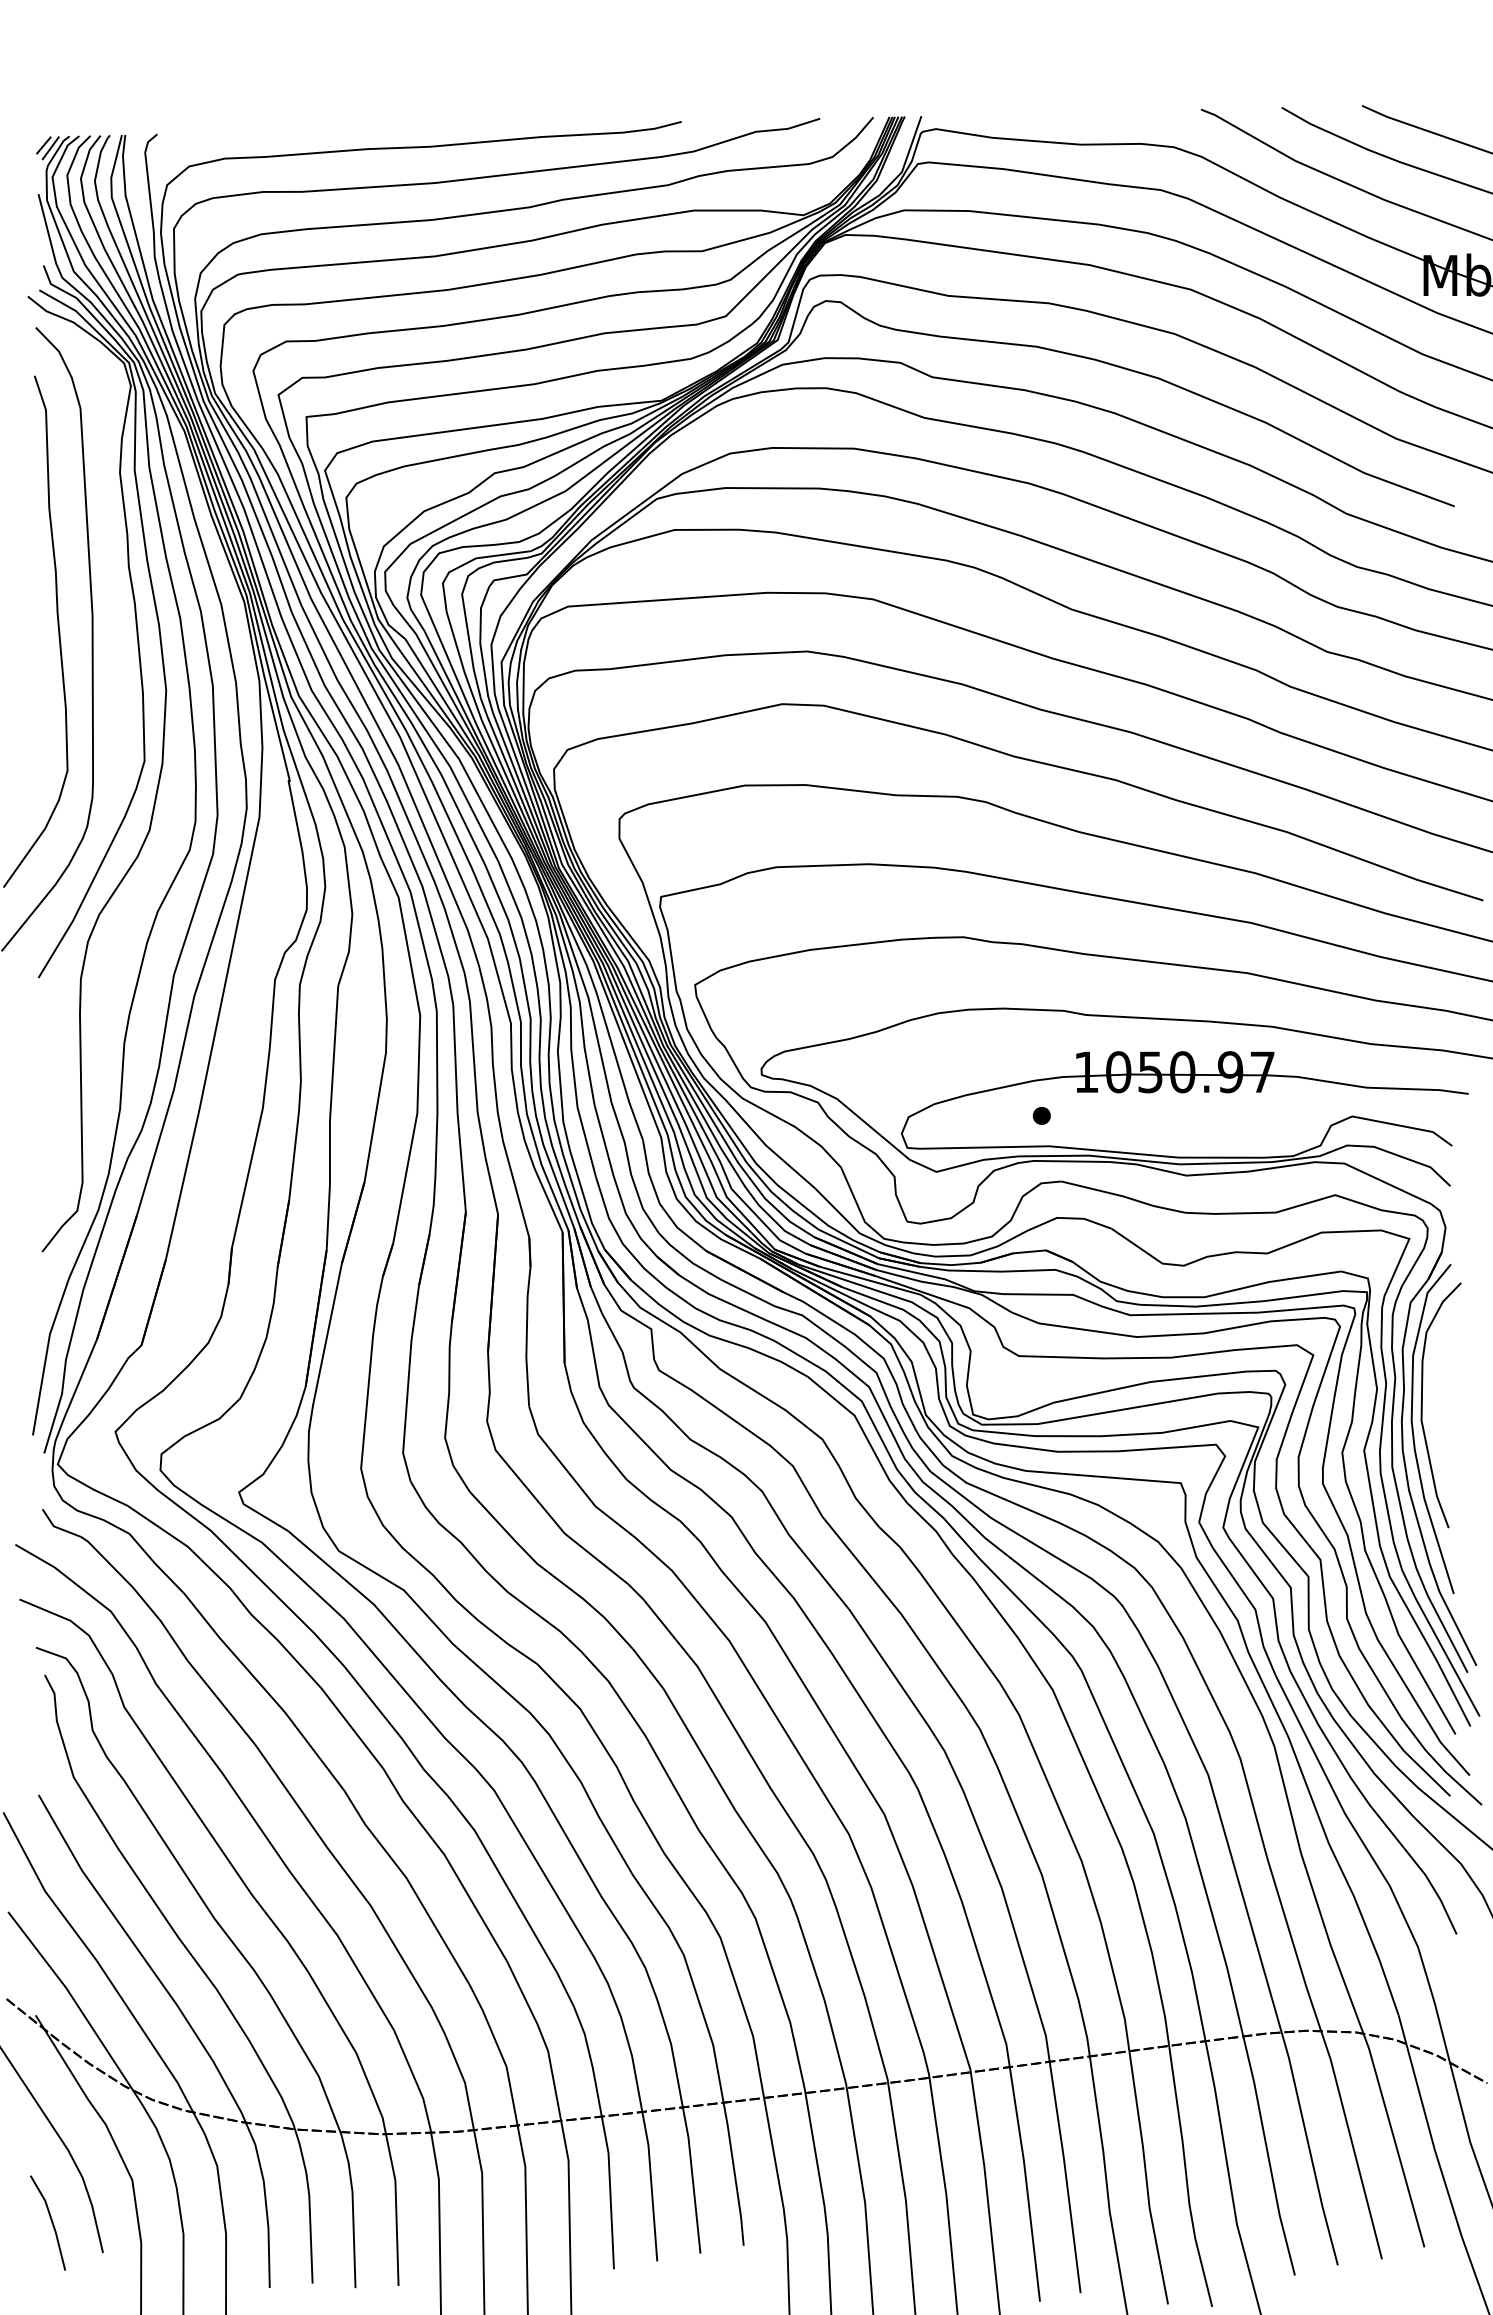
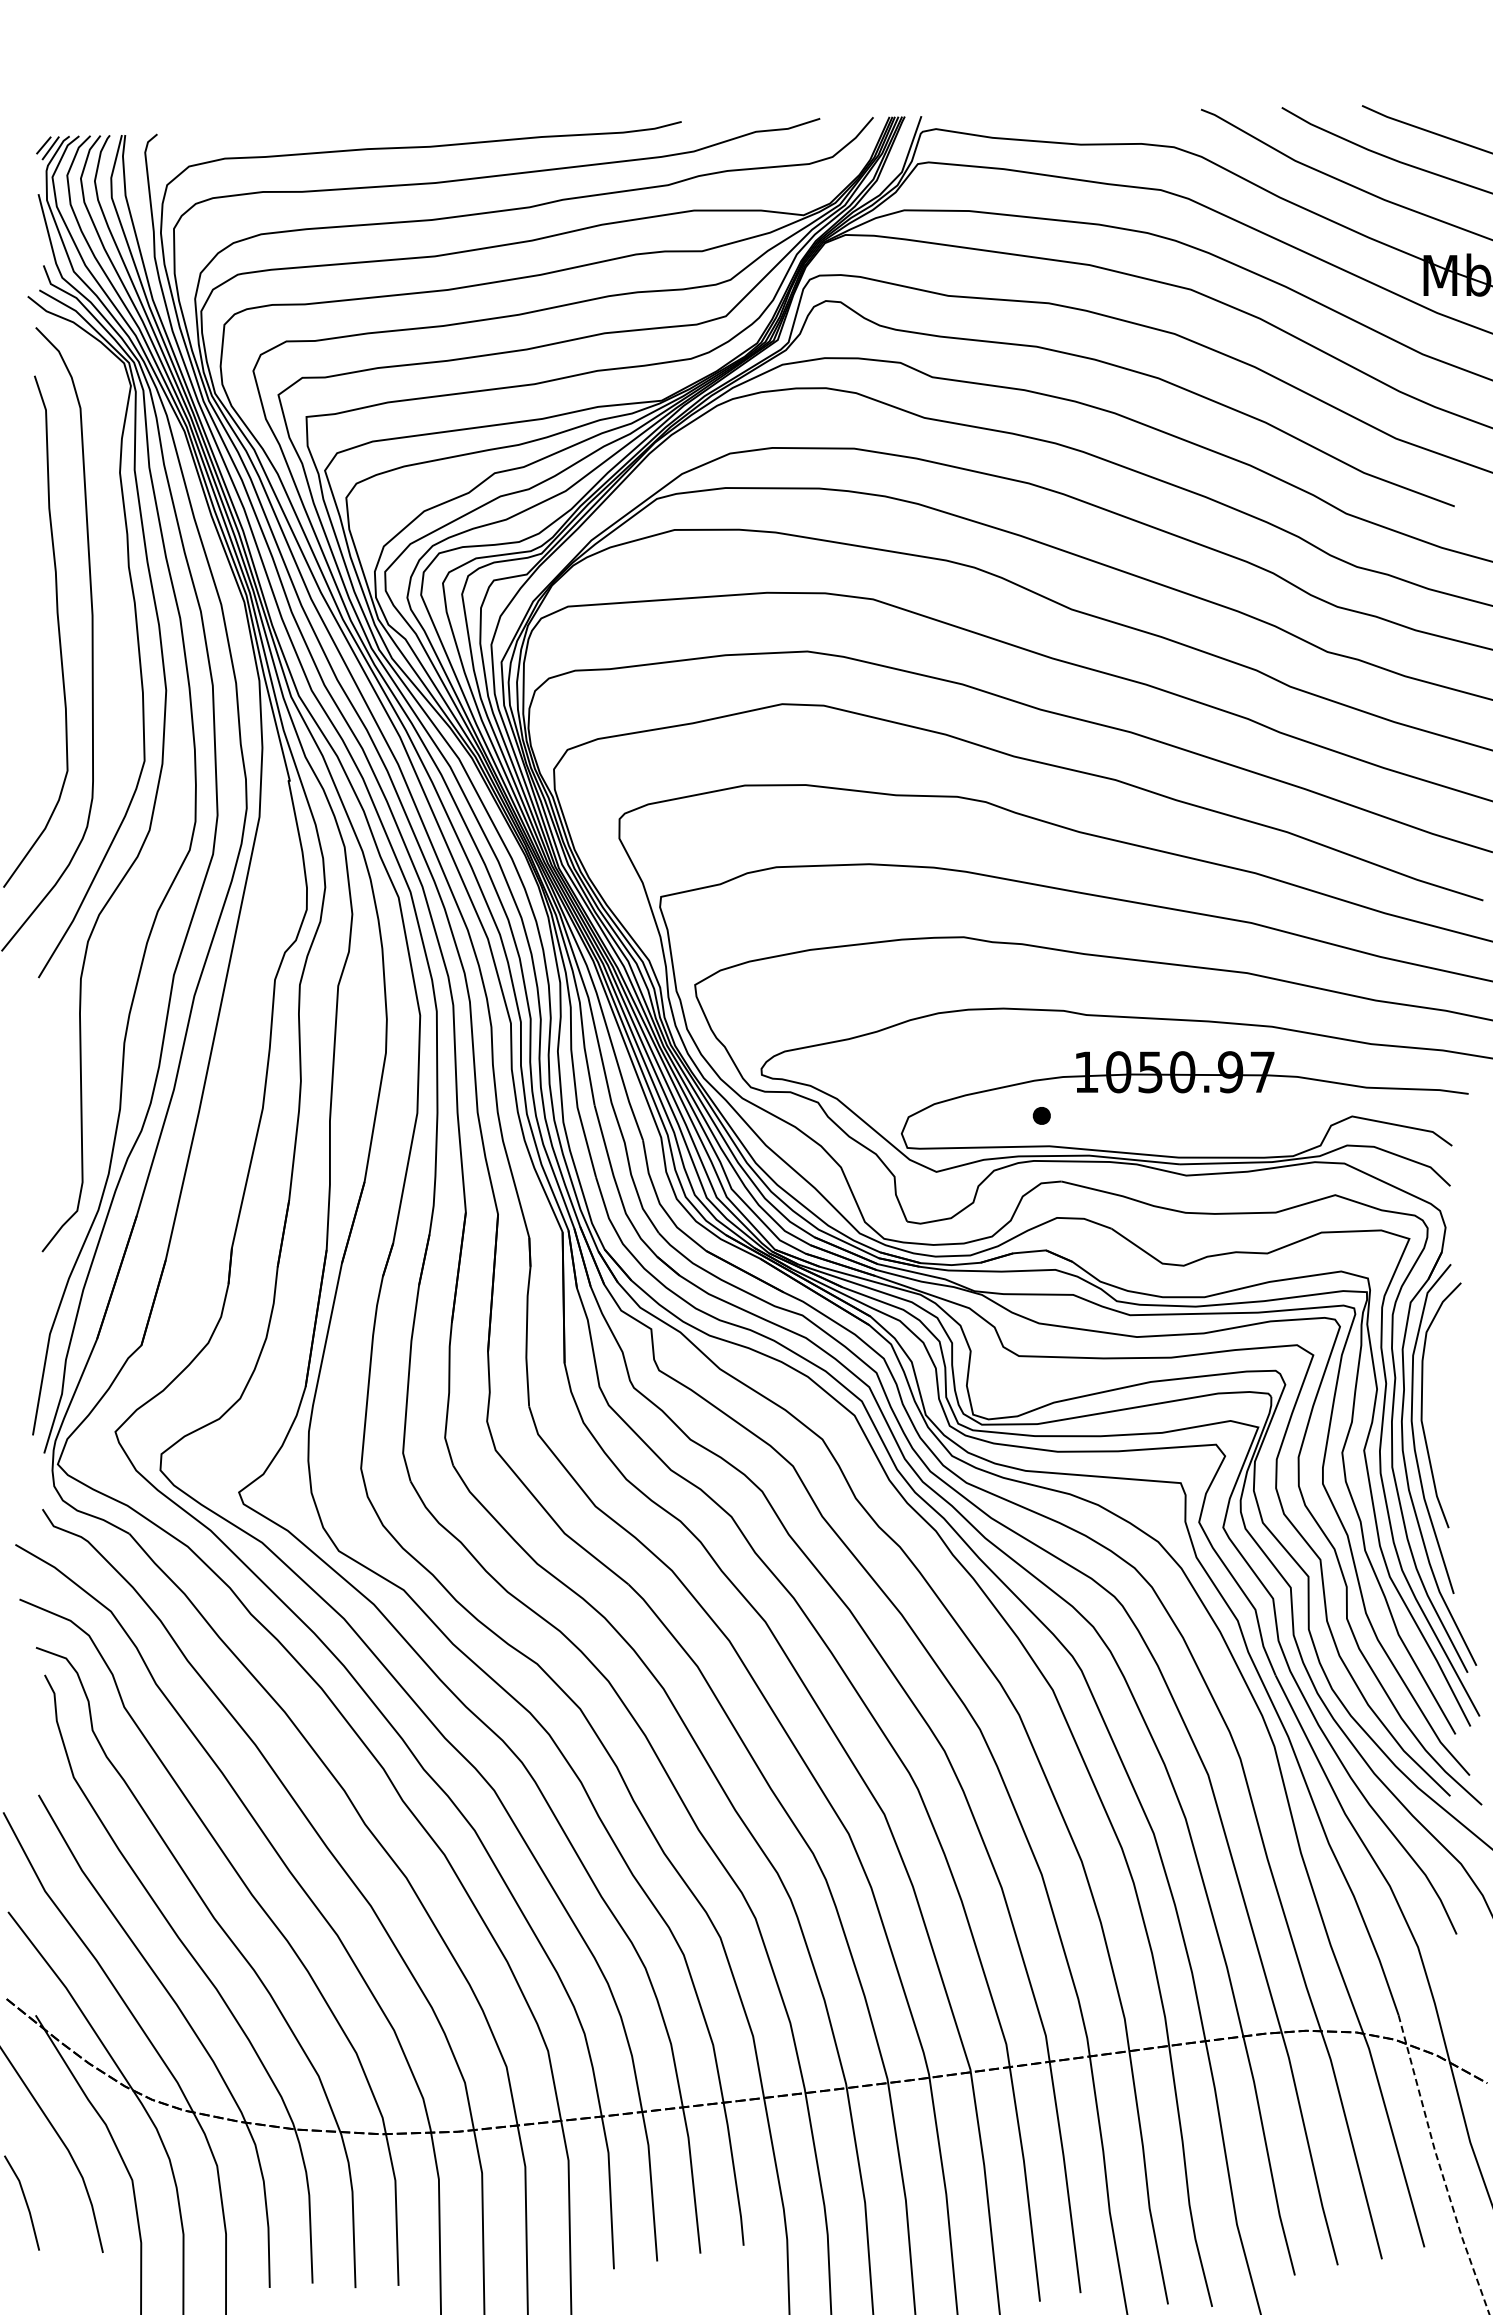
line: solid -> dashed (1439, 2166)
line position: (50, 2220) -> (24, 2200) (24, 2200)
